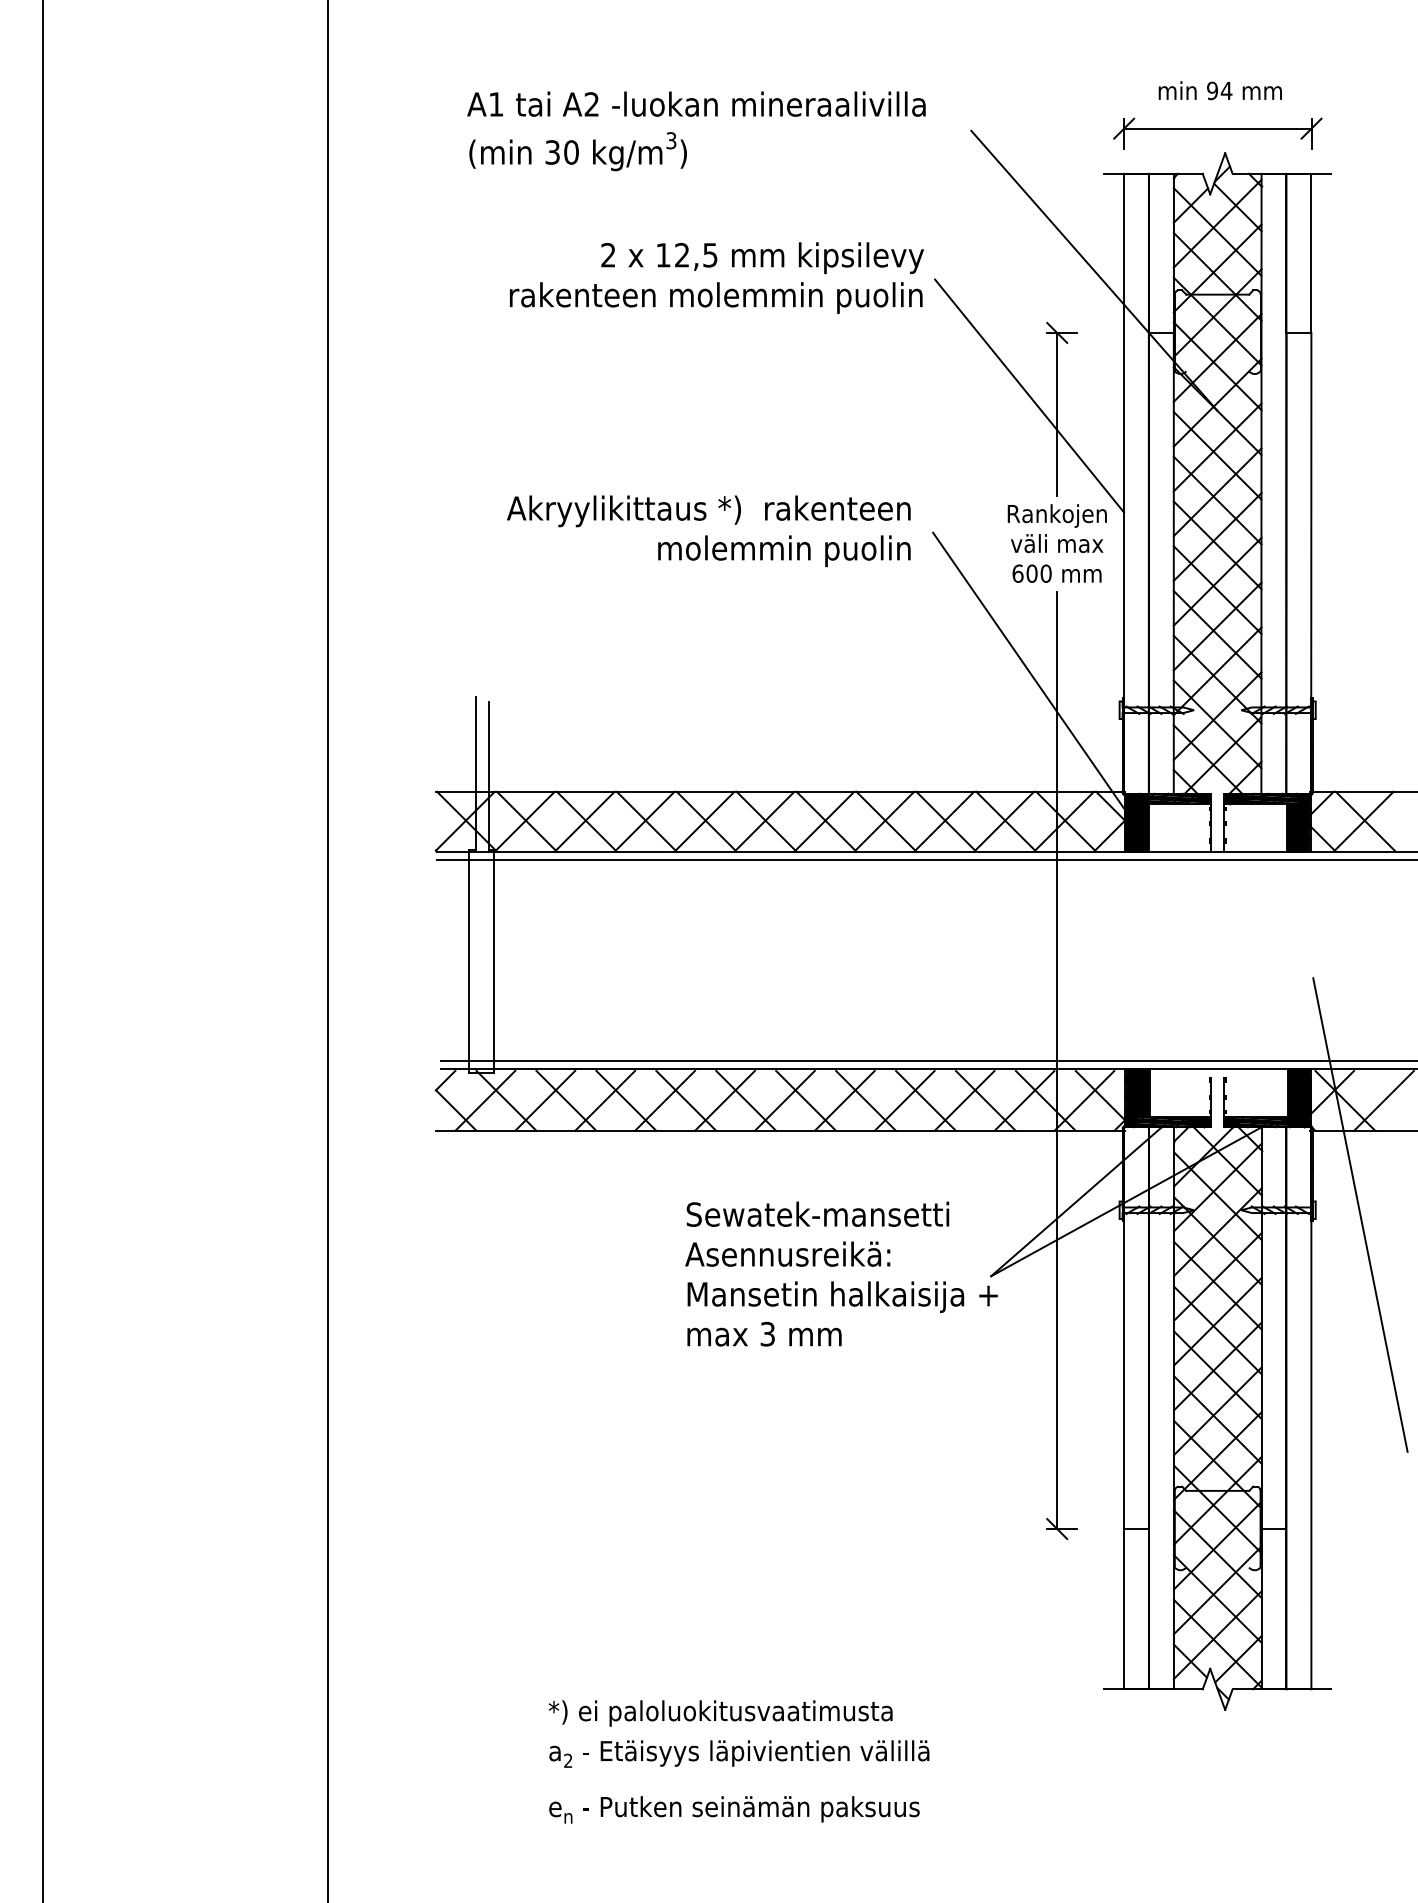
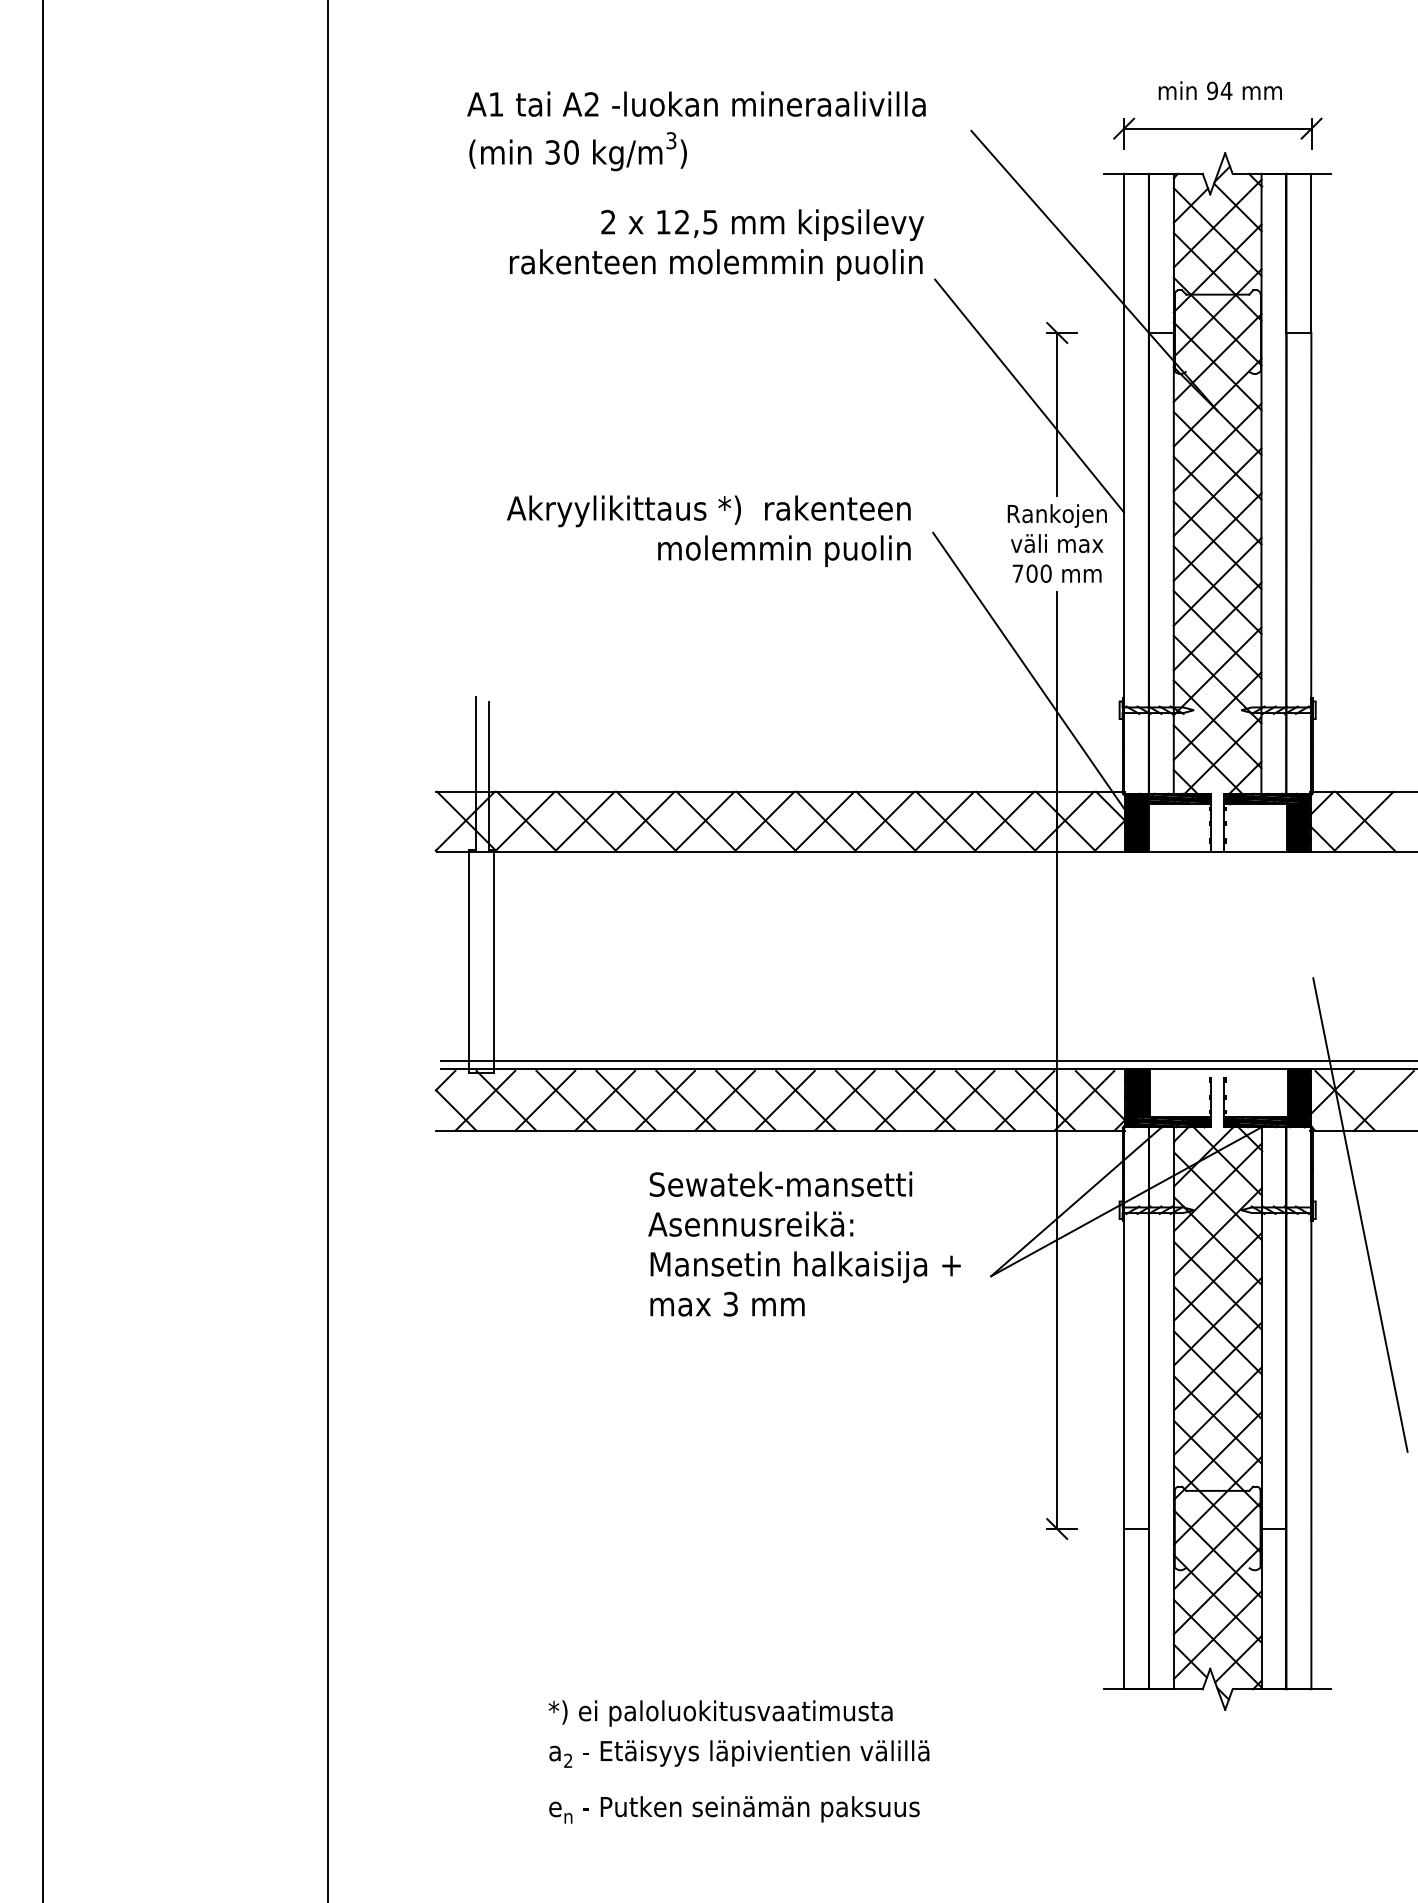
text position: (716, 277) -> (716, 244) (716, 244)
text: 600 -> 700 (1017, 573)
line: present -> none (925, 859)
text position: (841, 1273) -> (804, 1243) (804, 1243)
